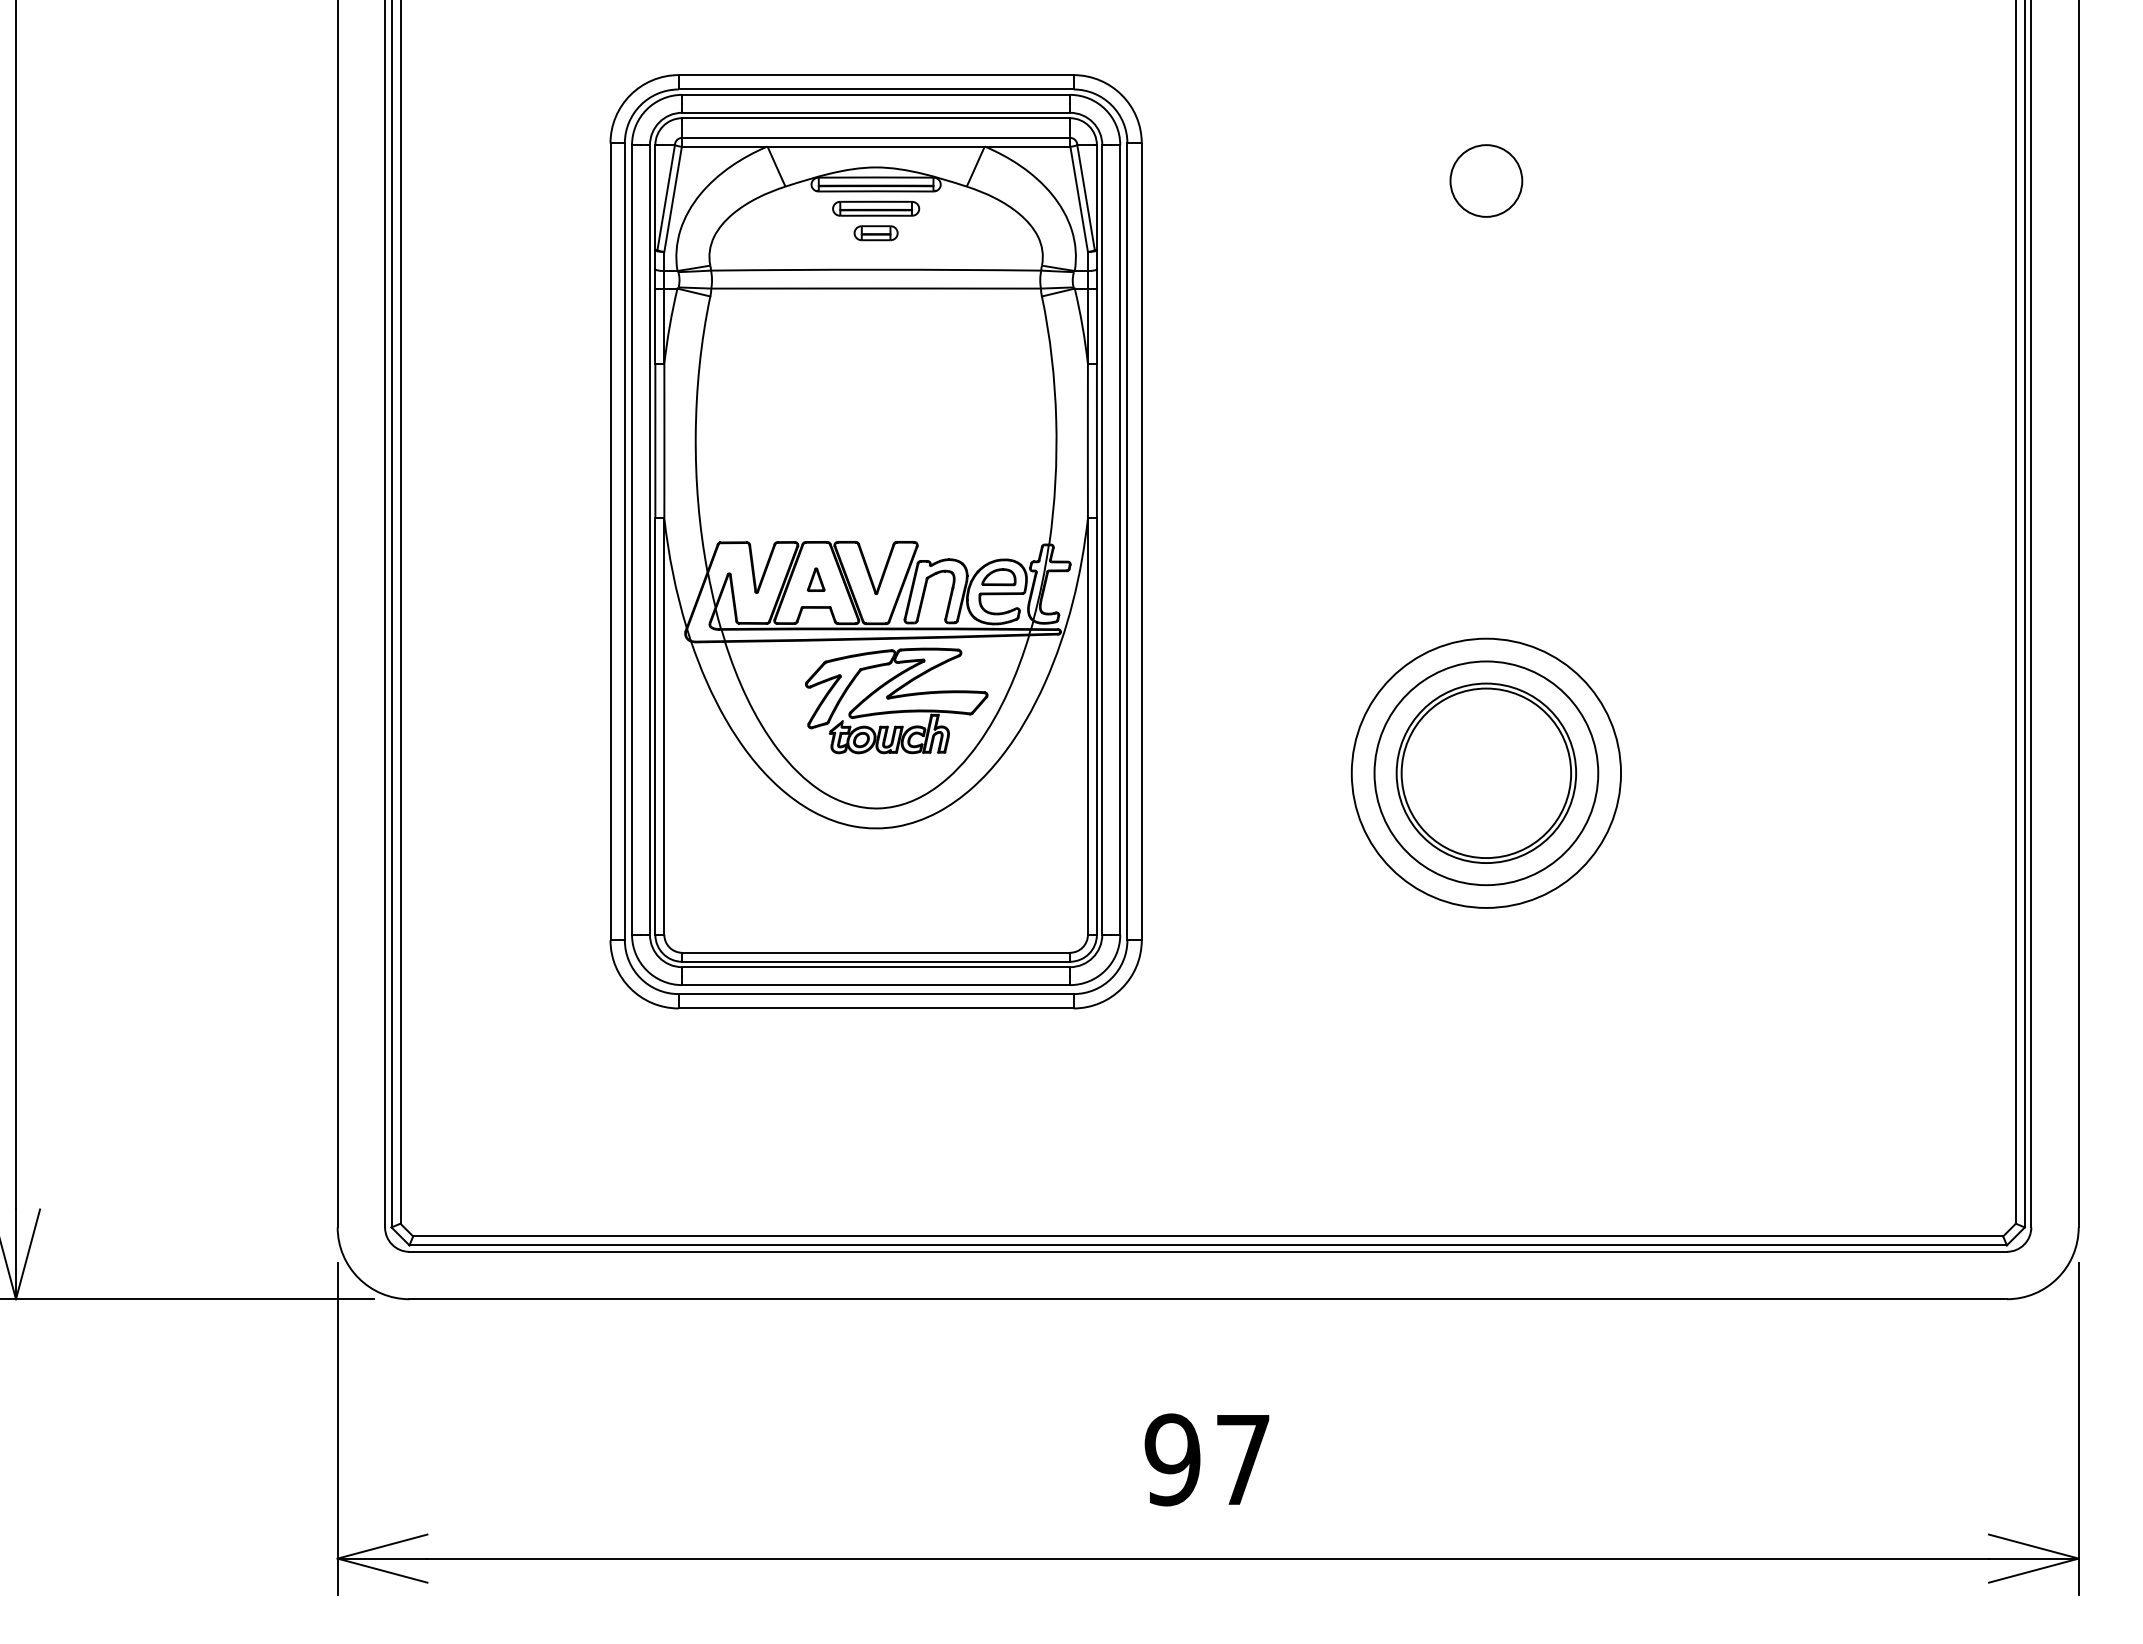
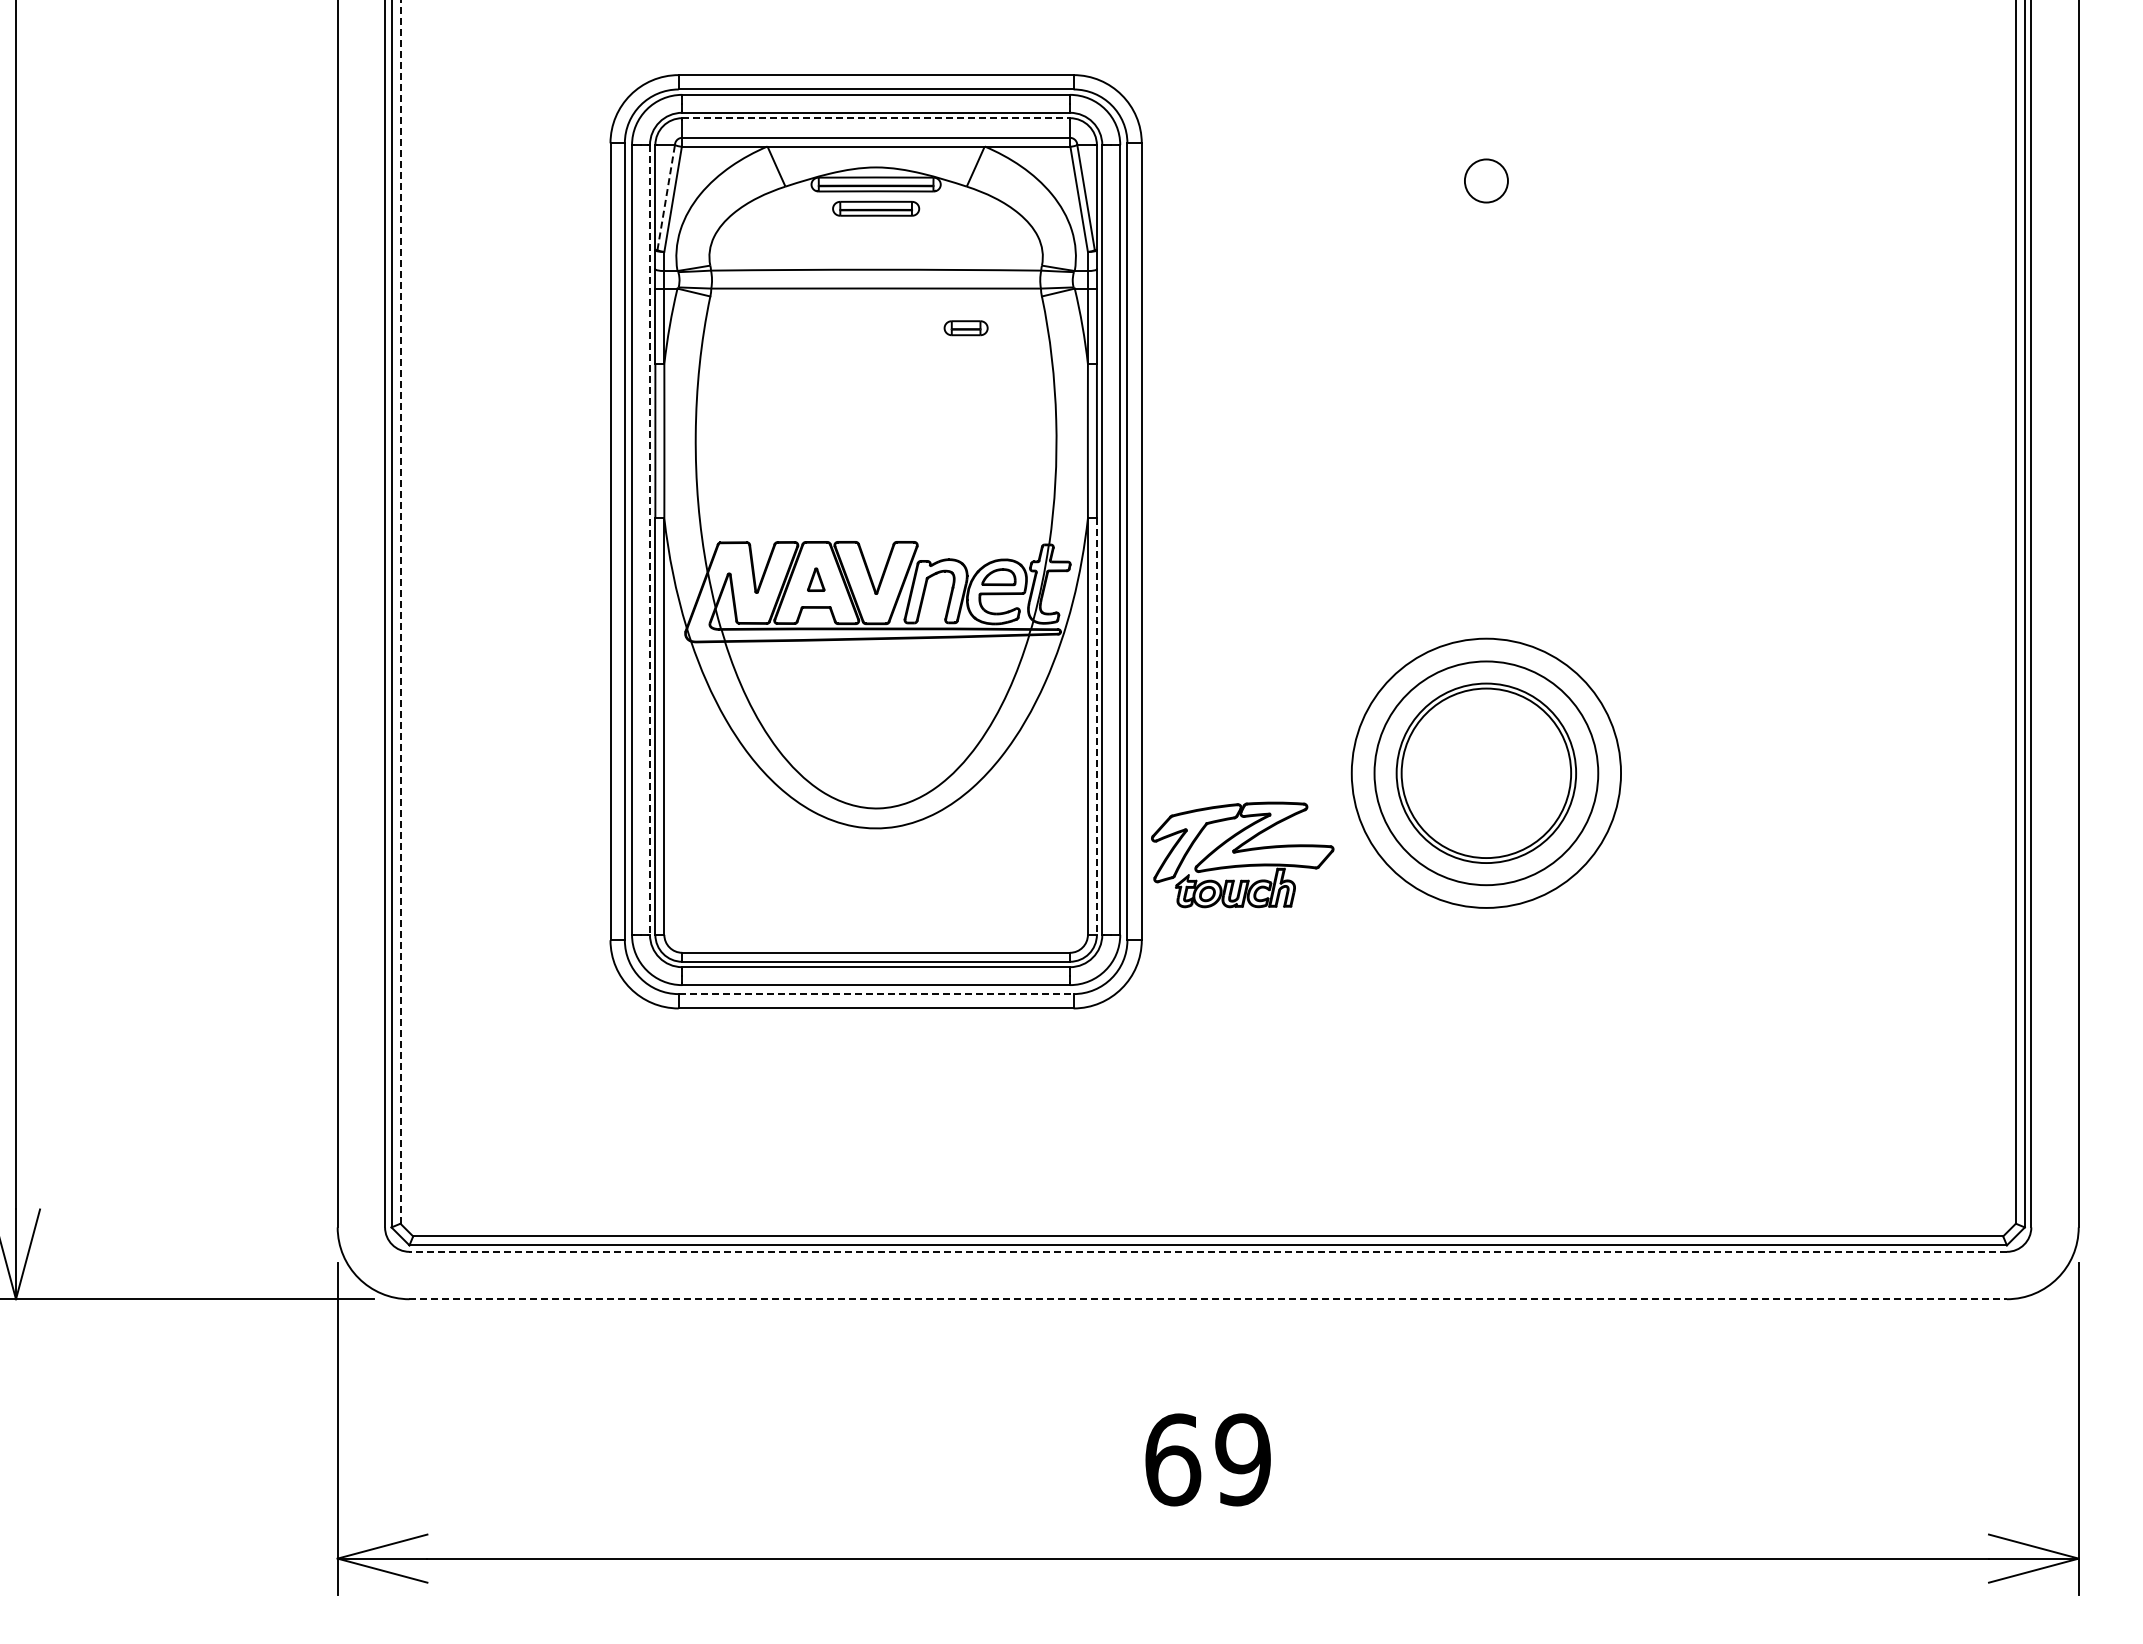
line: solid -> dashed (876, 118)
circle size: 75x74 px -> 45x46 px (1486, 180)
line: solid -> dashed (666, 197)
part position: (875, 233) -> (965, 328) (965, 328)
line: solid -> dashed (649, 540)
line: solid -> dashed (400, 611)
part position: (896, 700) -> (1242, 854) (1242, 854)
line: solid -> dashed (1096, 727)
line: solid -> dashed (876, 994)
line: solid -> dashed (1208, 1251)
line: solid -> dashed (1208, 1299)
text: 97 -> 69 (1207, 1459)
